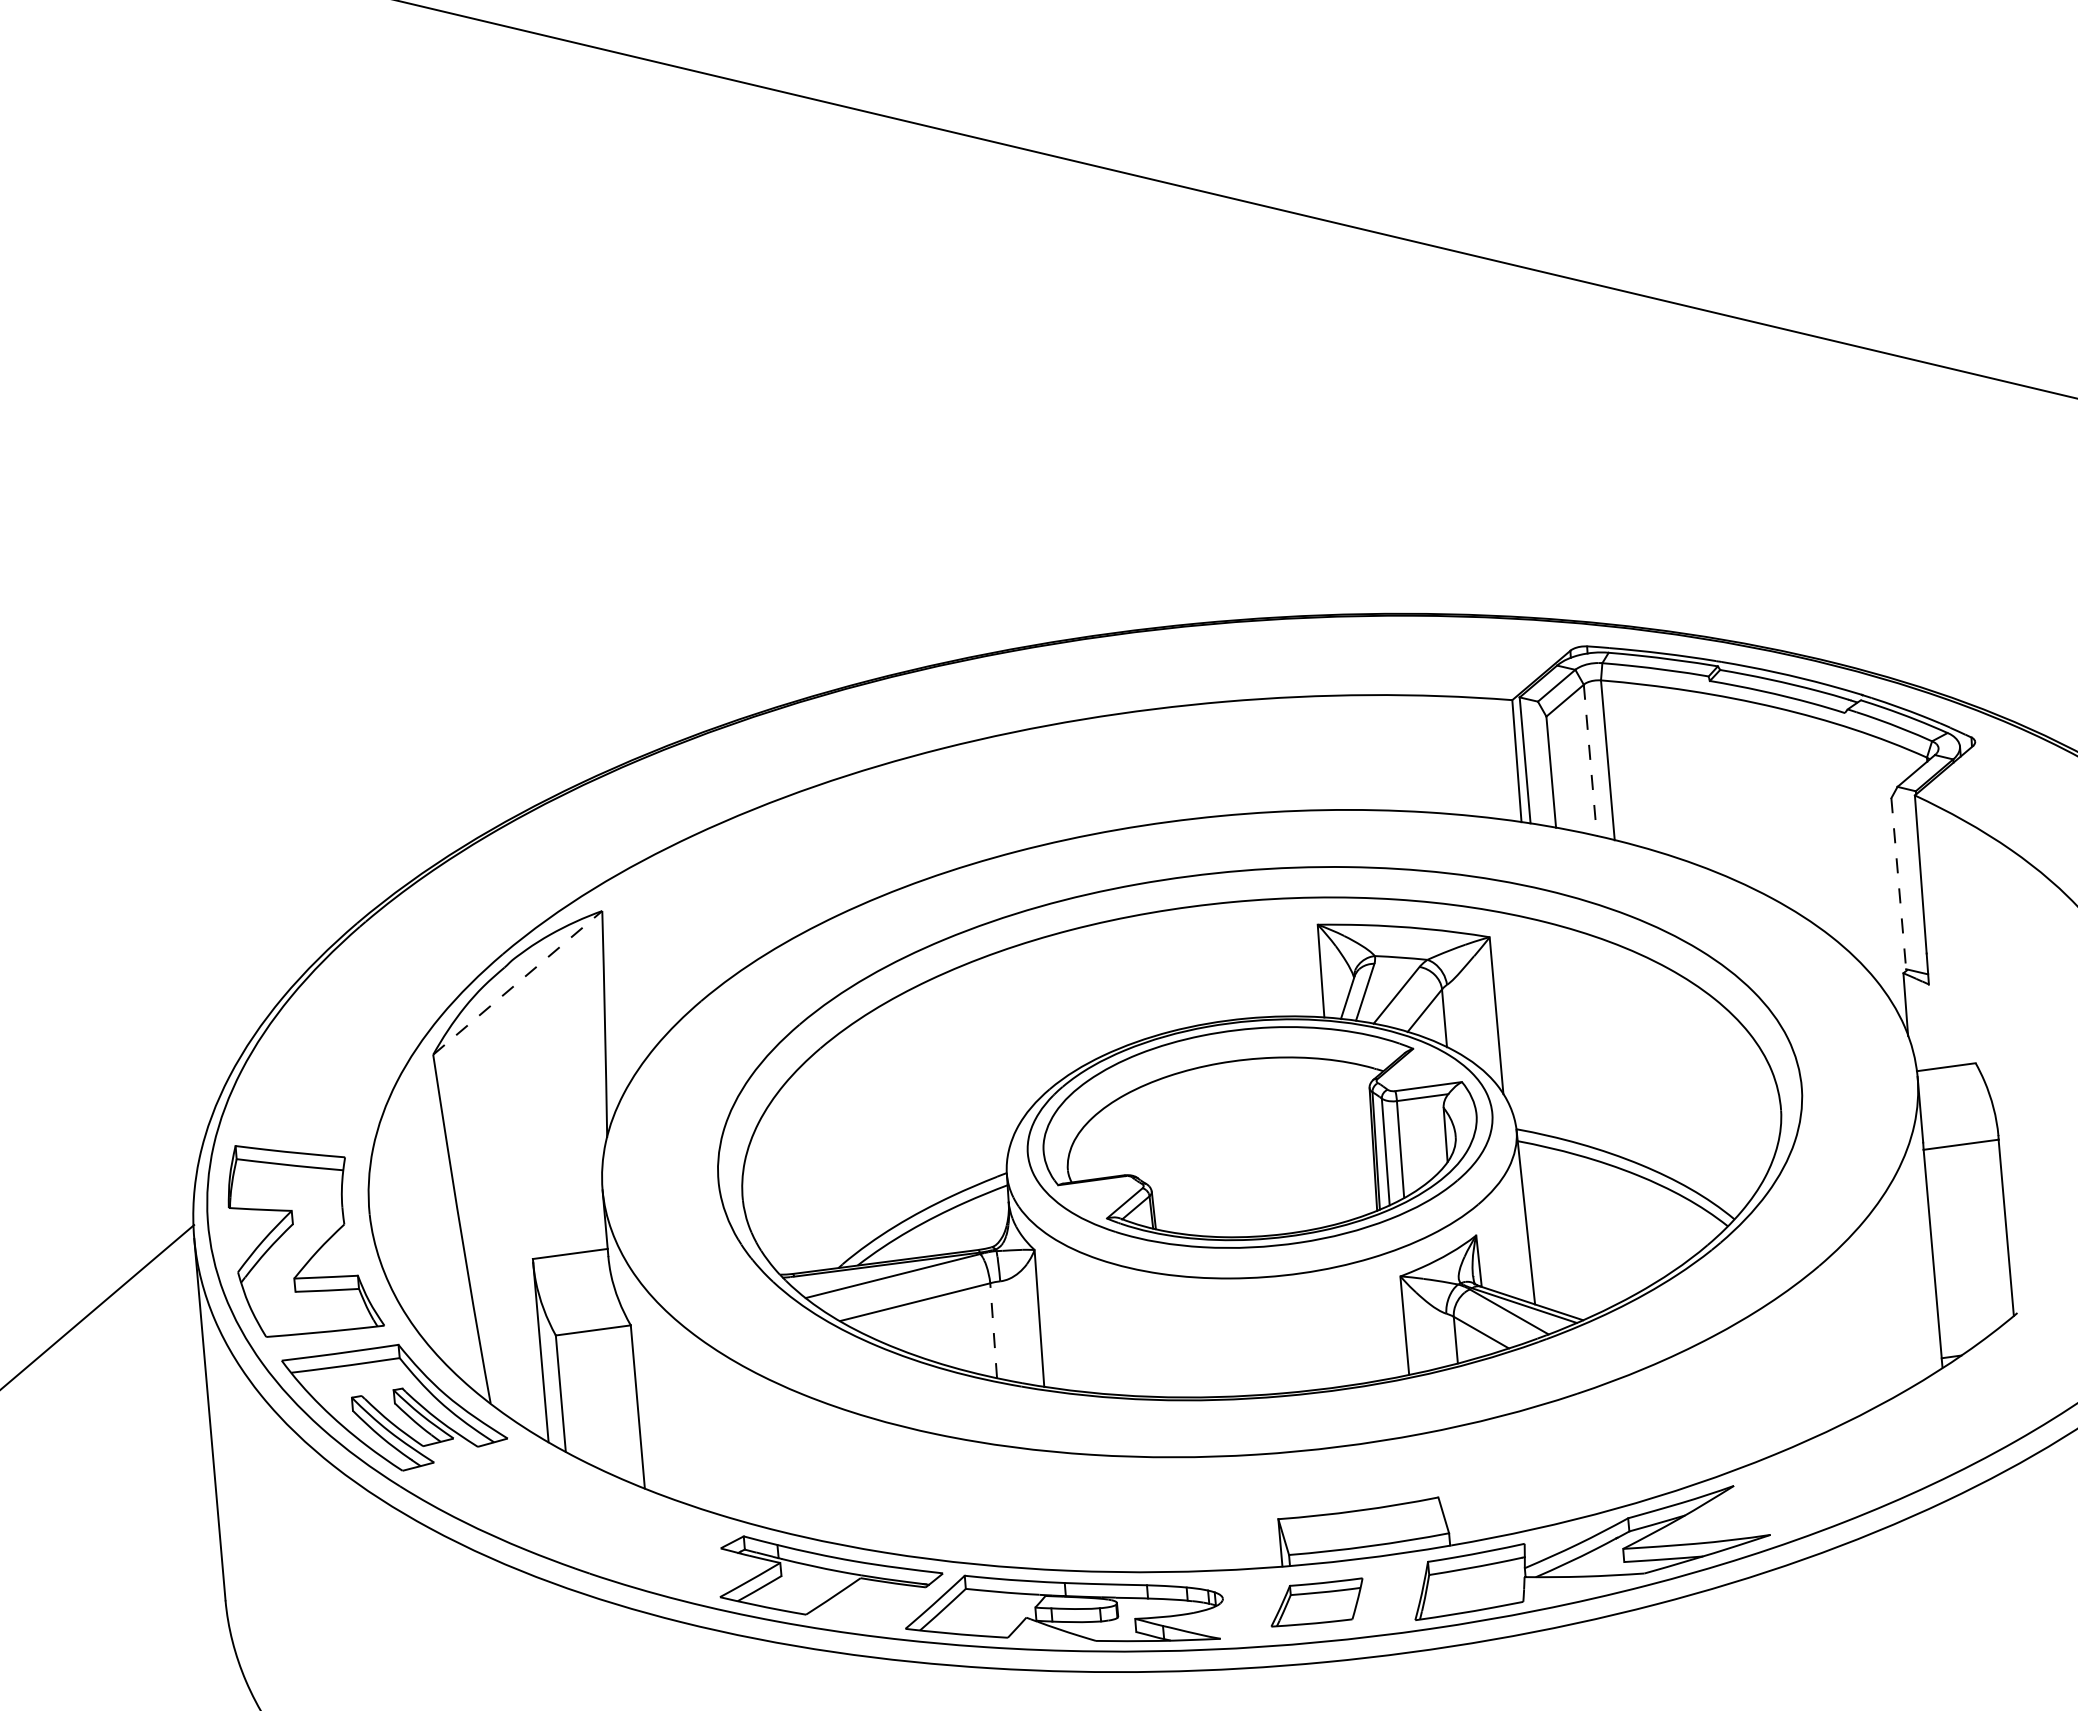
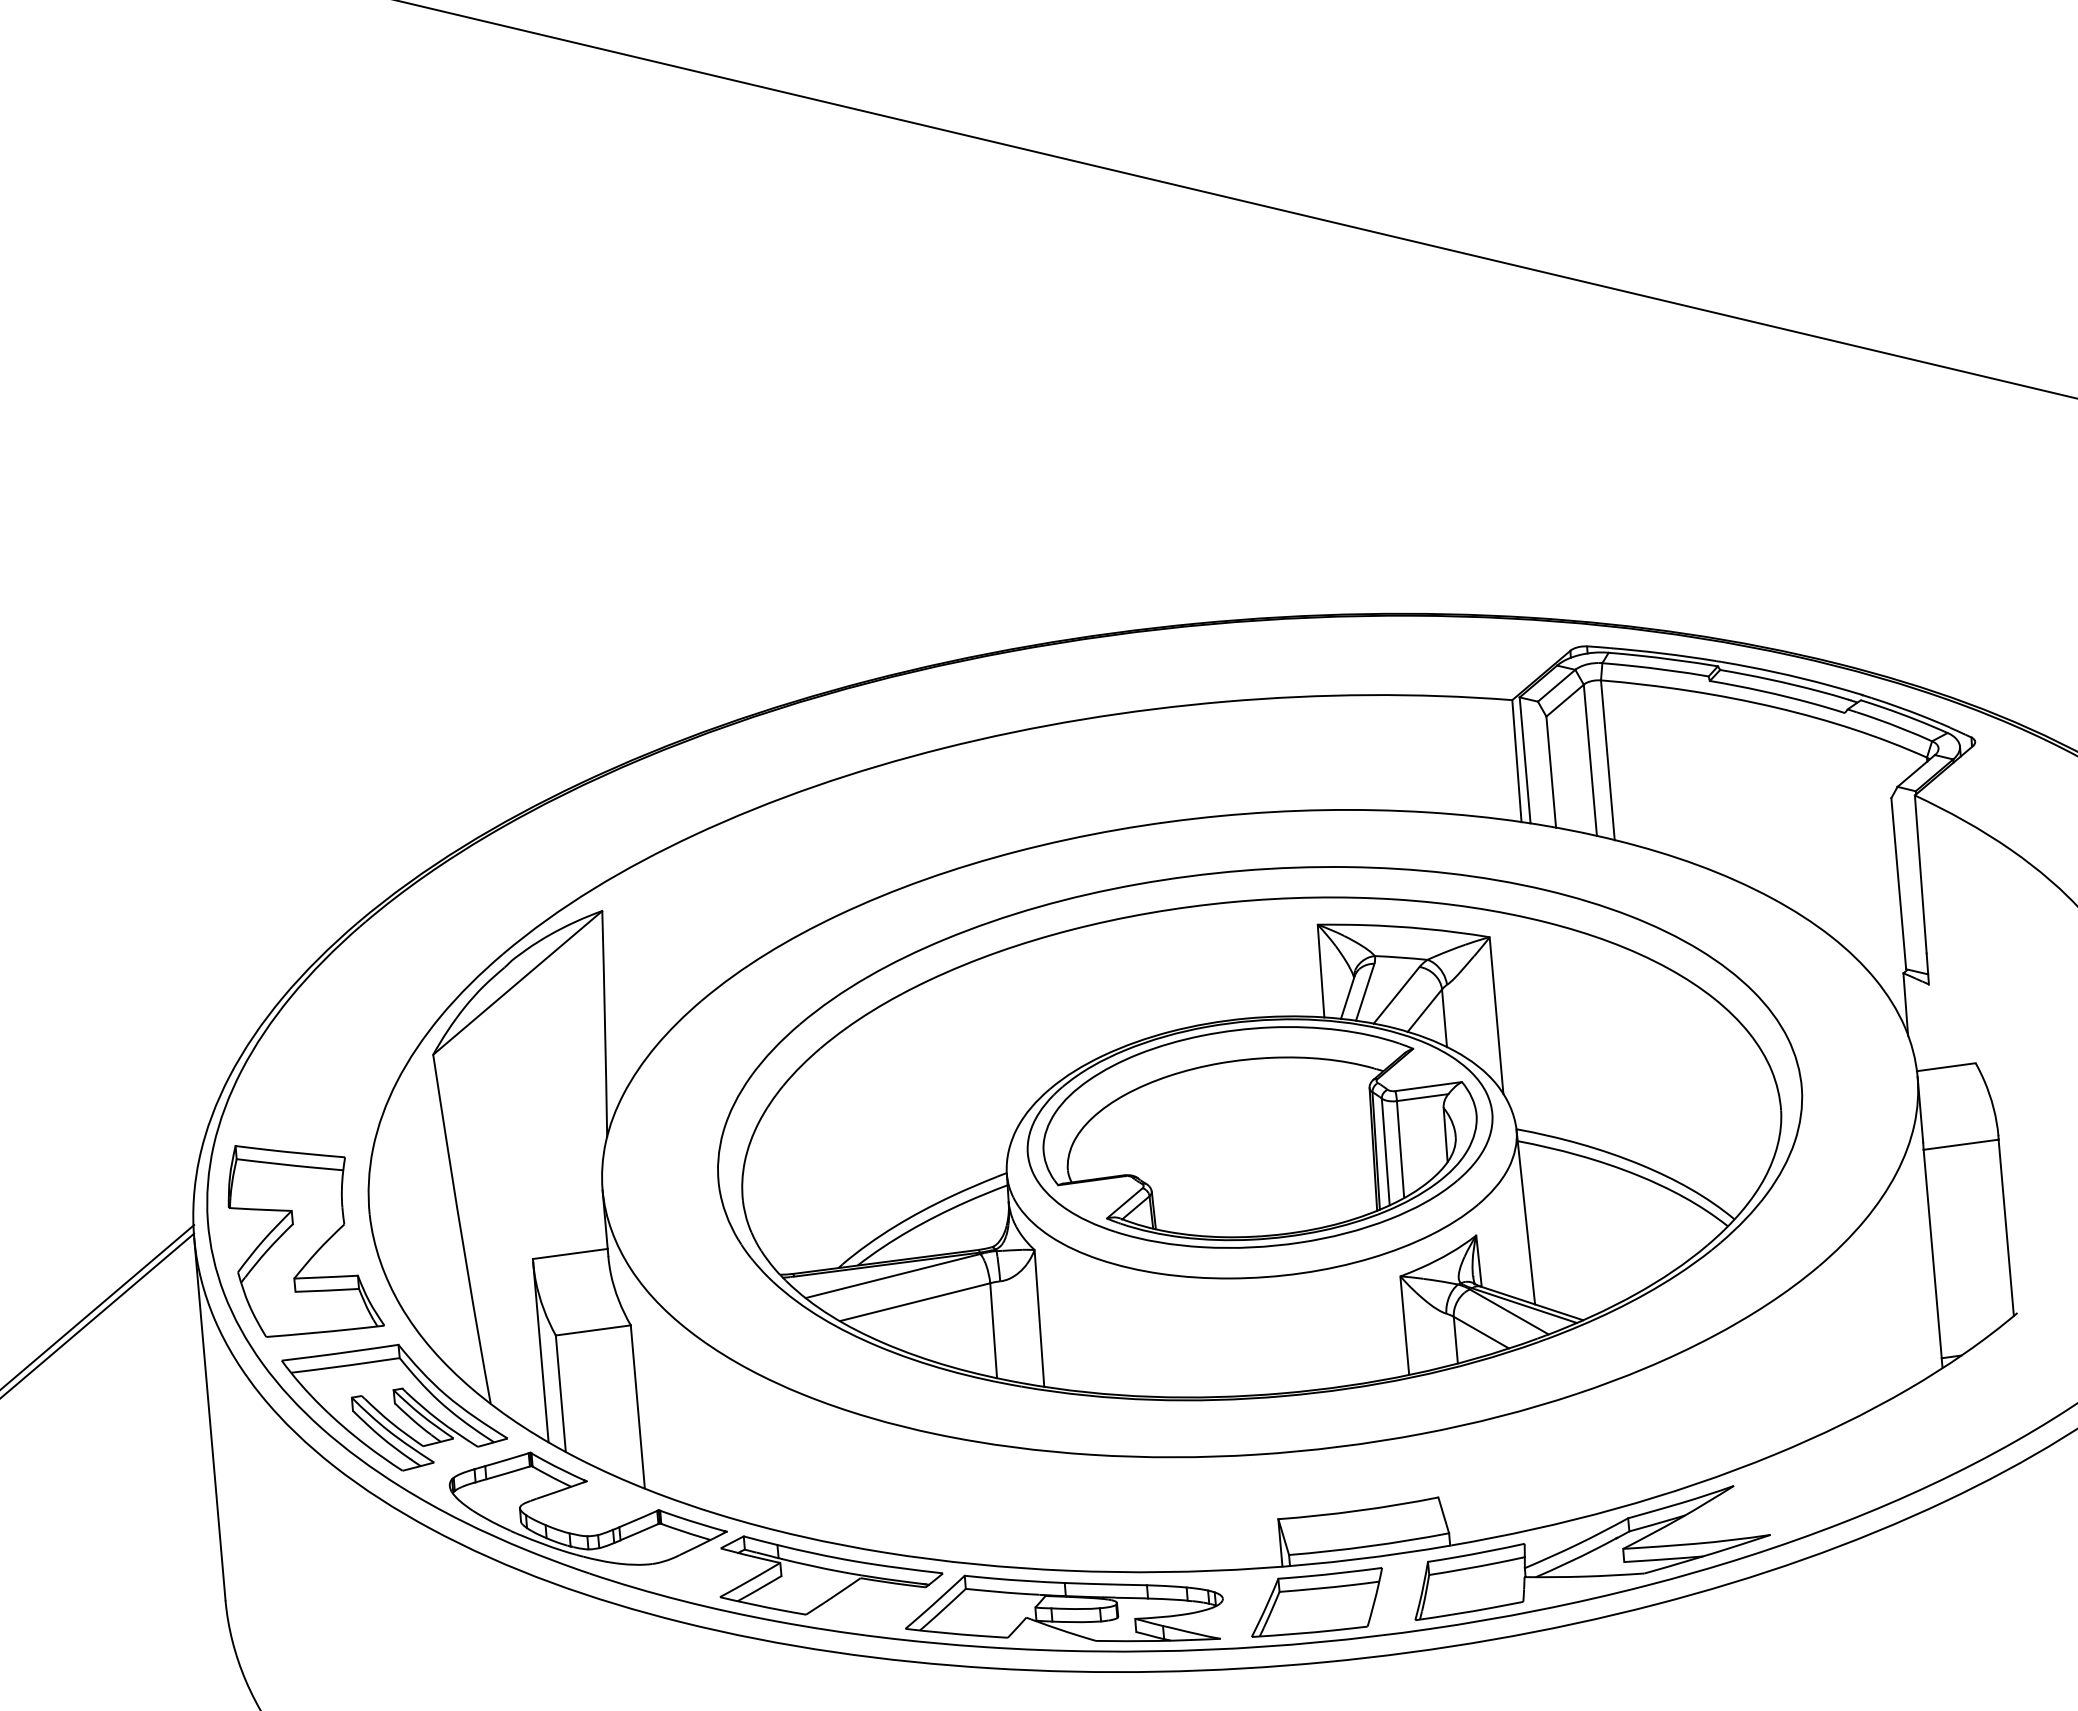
line: dashed -> solid (1590, 760)
line: dashed -> solid (1898, 883)
line: dashed -> solid (517, 982)
line: none -> present (98, 1314)
line: dashed -> solid (993, 1330)
part: none -> present (578, 1485)
part size: 94x51 px -> 132x71 px (1316, 1602)
